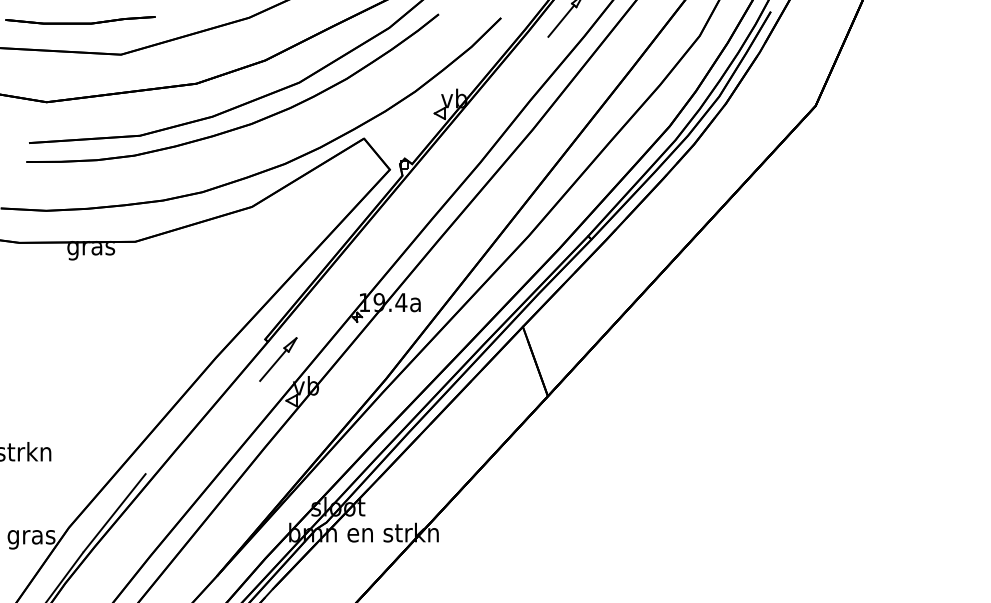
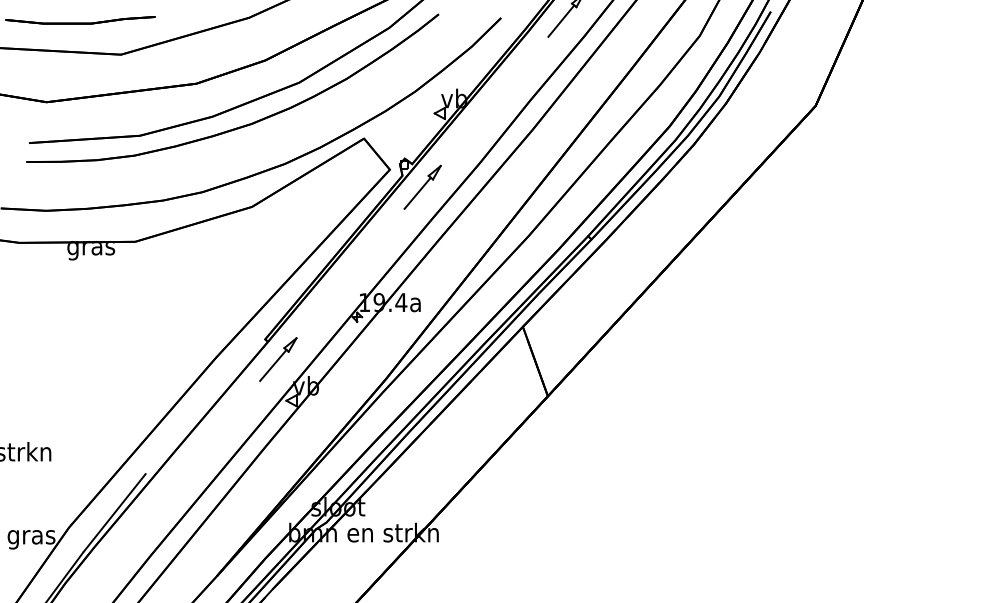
part: none -> present (422, 186)
